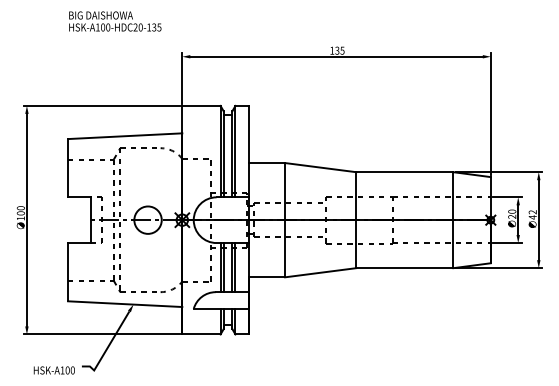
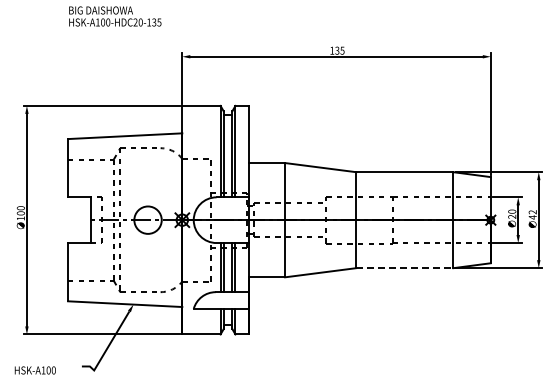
text position: (115, 21) -> (115, 16) (115, 16)
line: solid -> dashed (404, 268)
text position: (53, 370) -> (34, 370) (34, 370)
